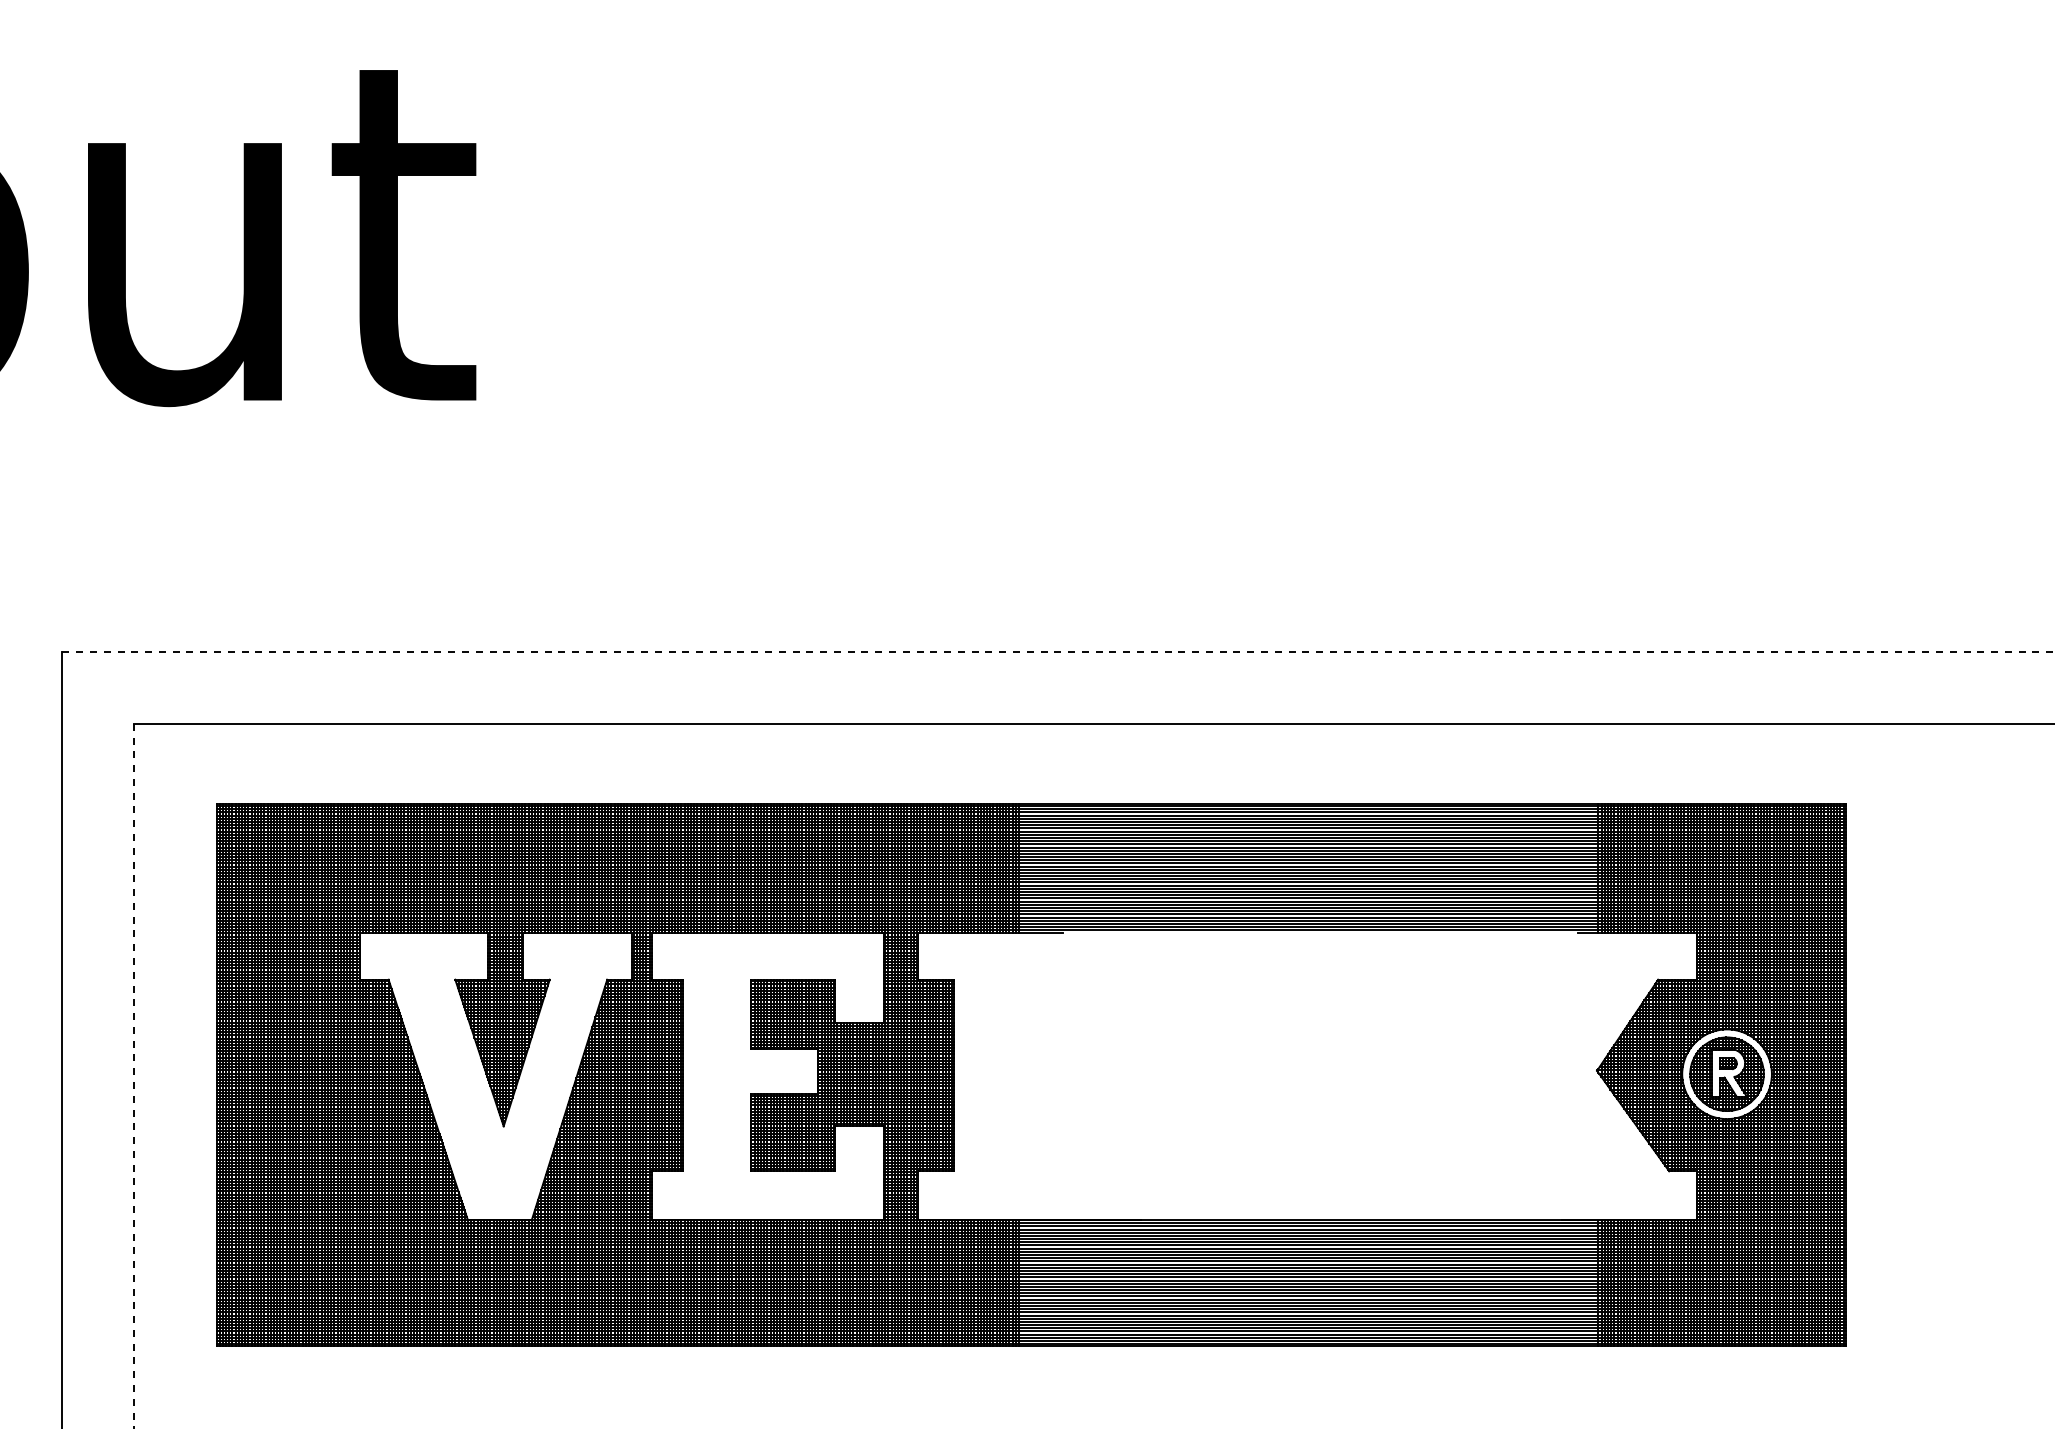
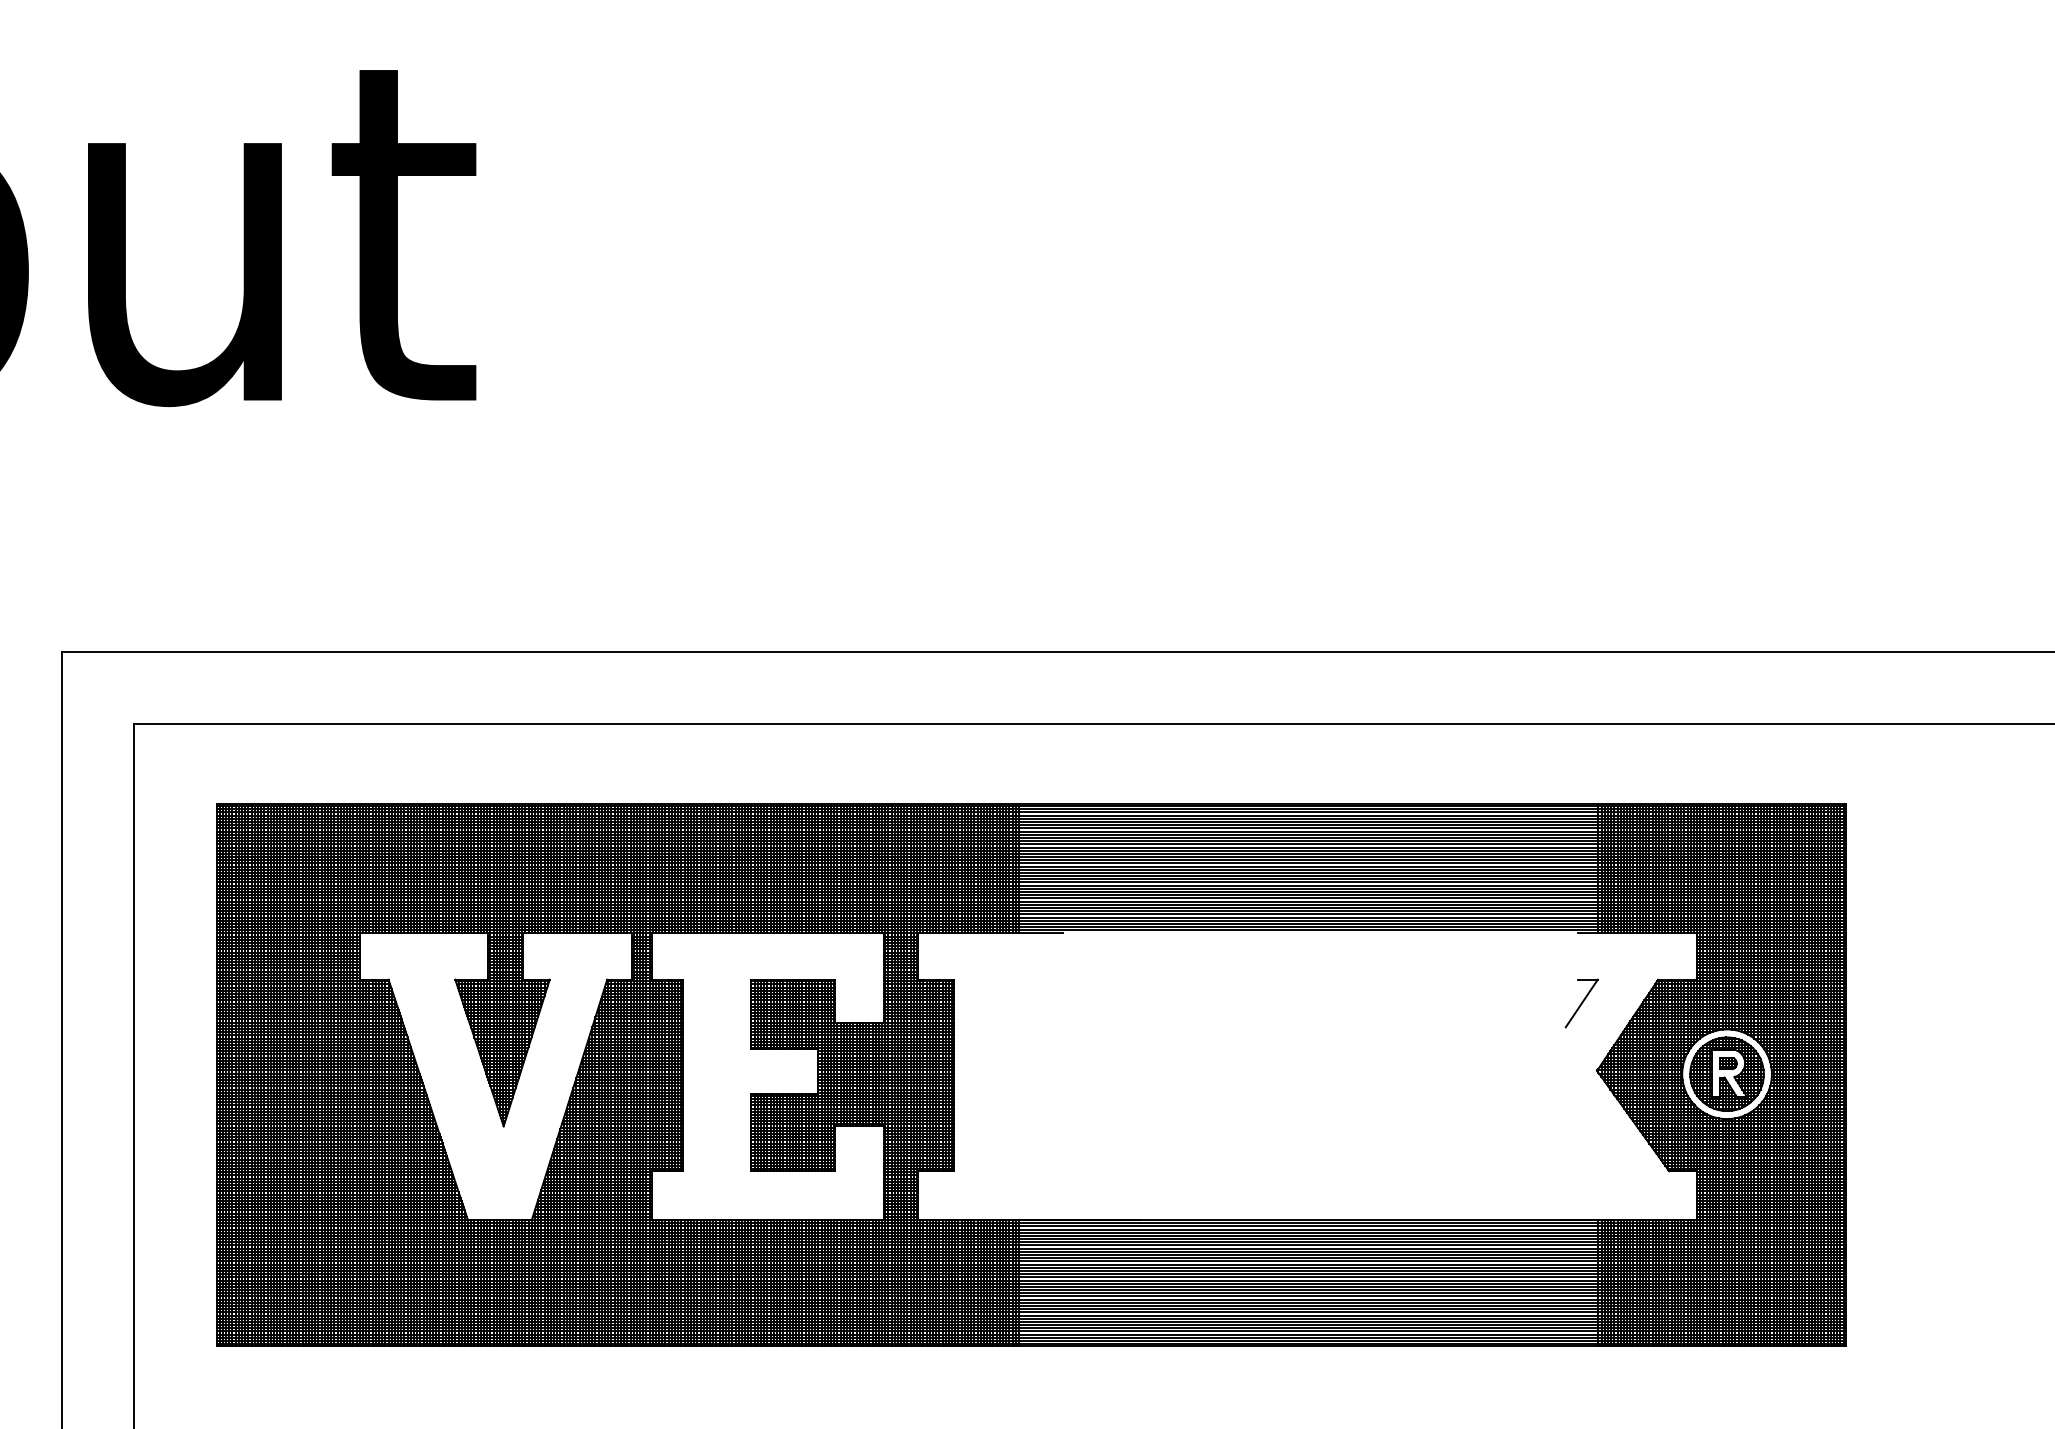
line: dashed -> solid (1058, 652)
part: none -> present (1581, 1003)
line: dashed -> solid (133, 1076)
